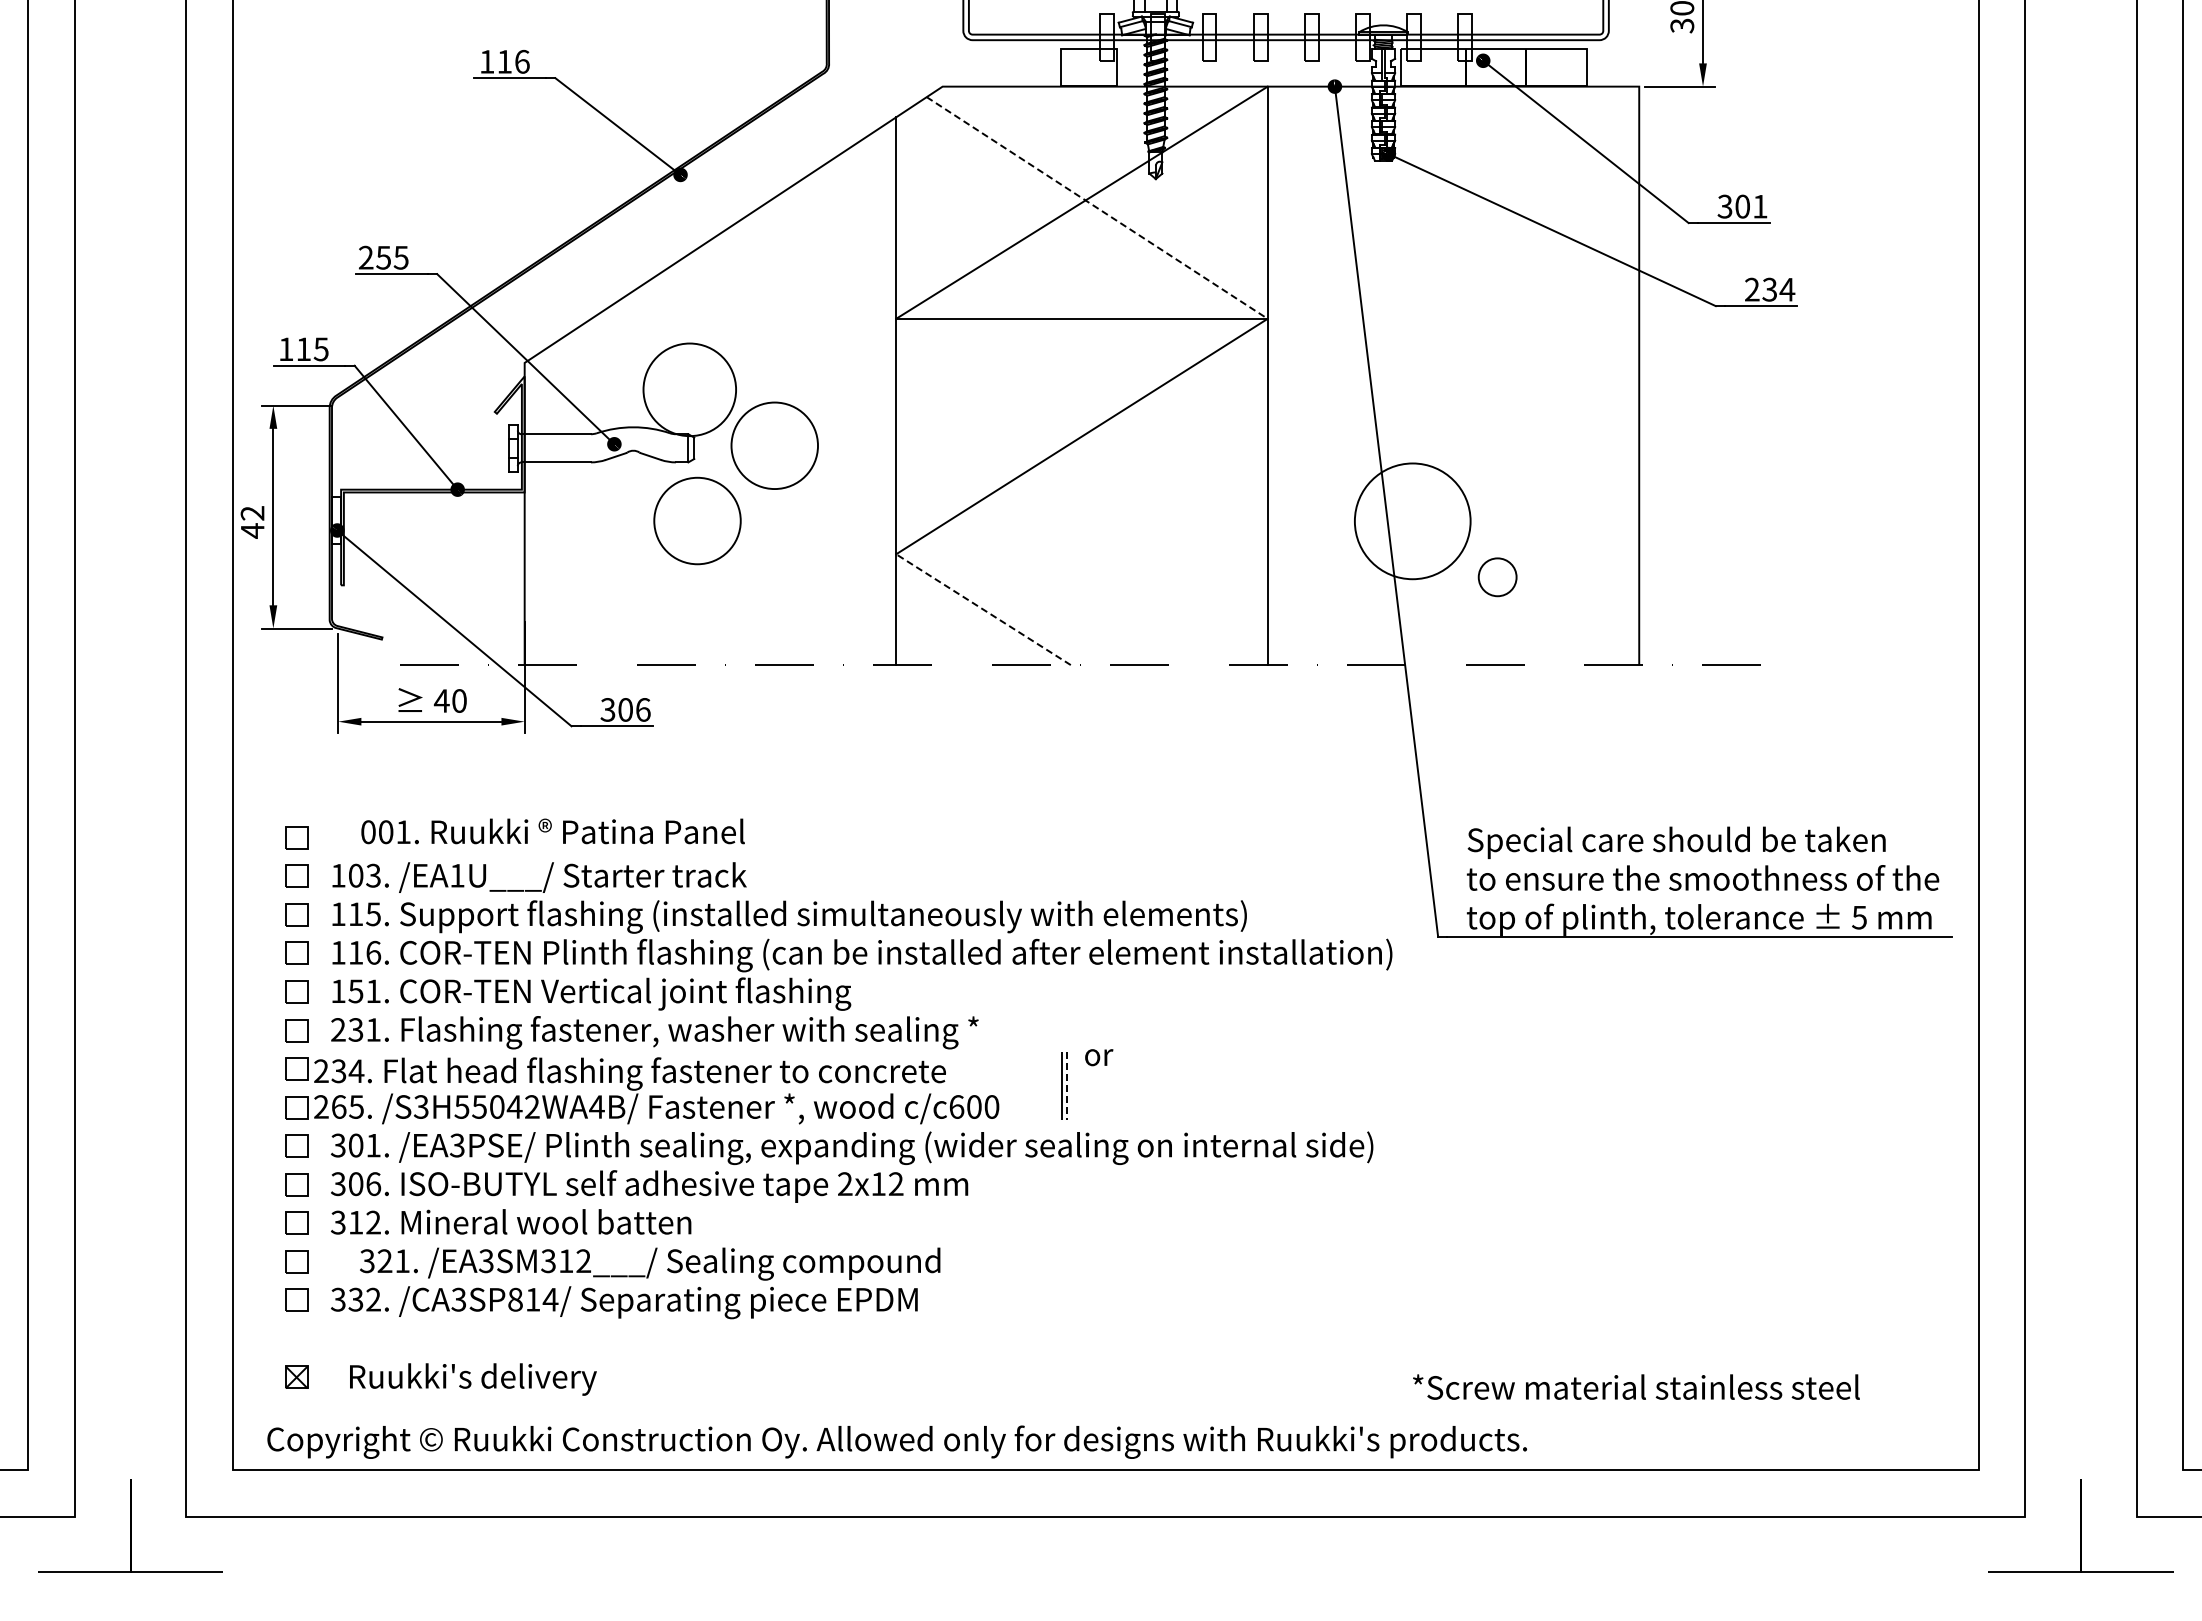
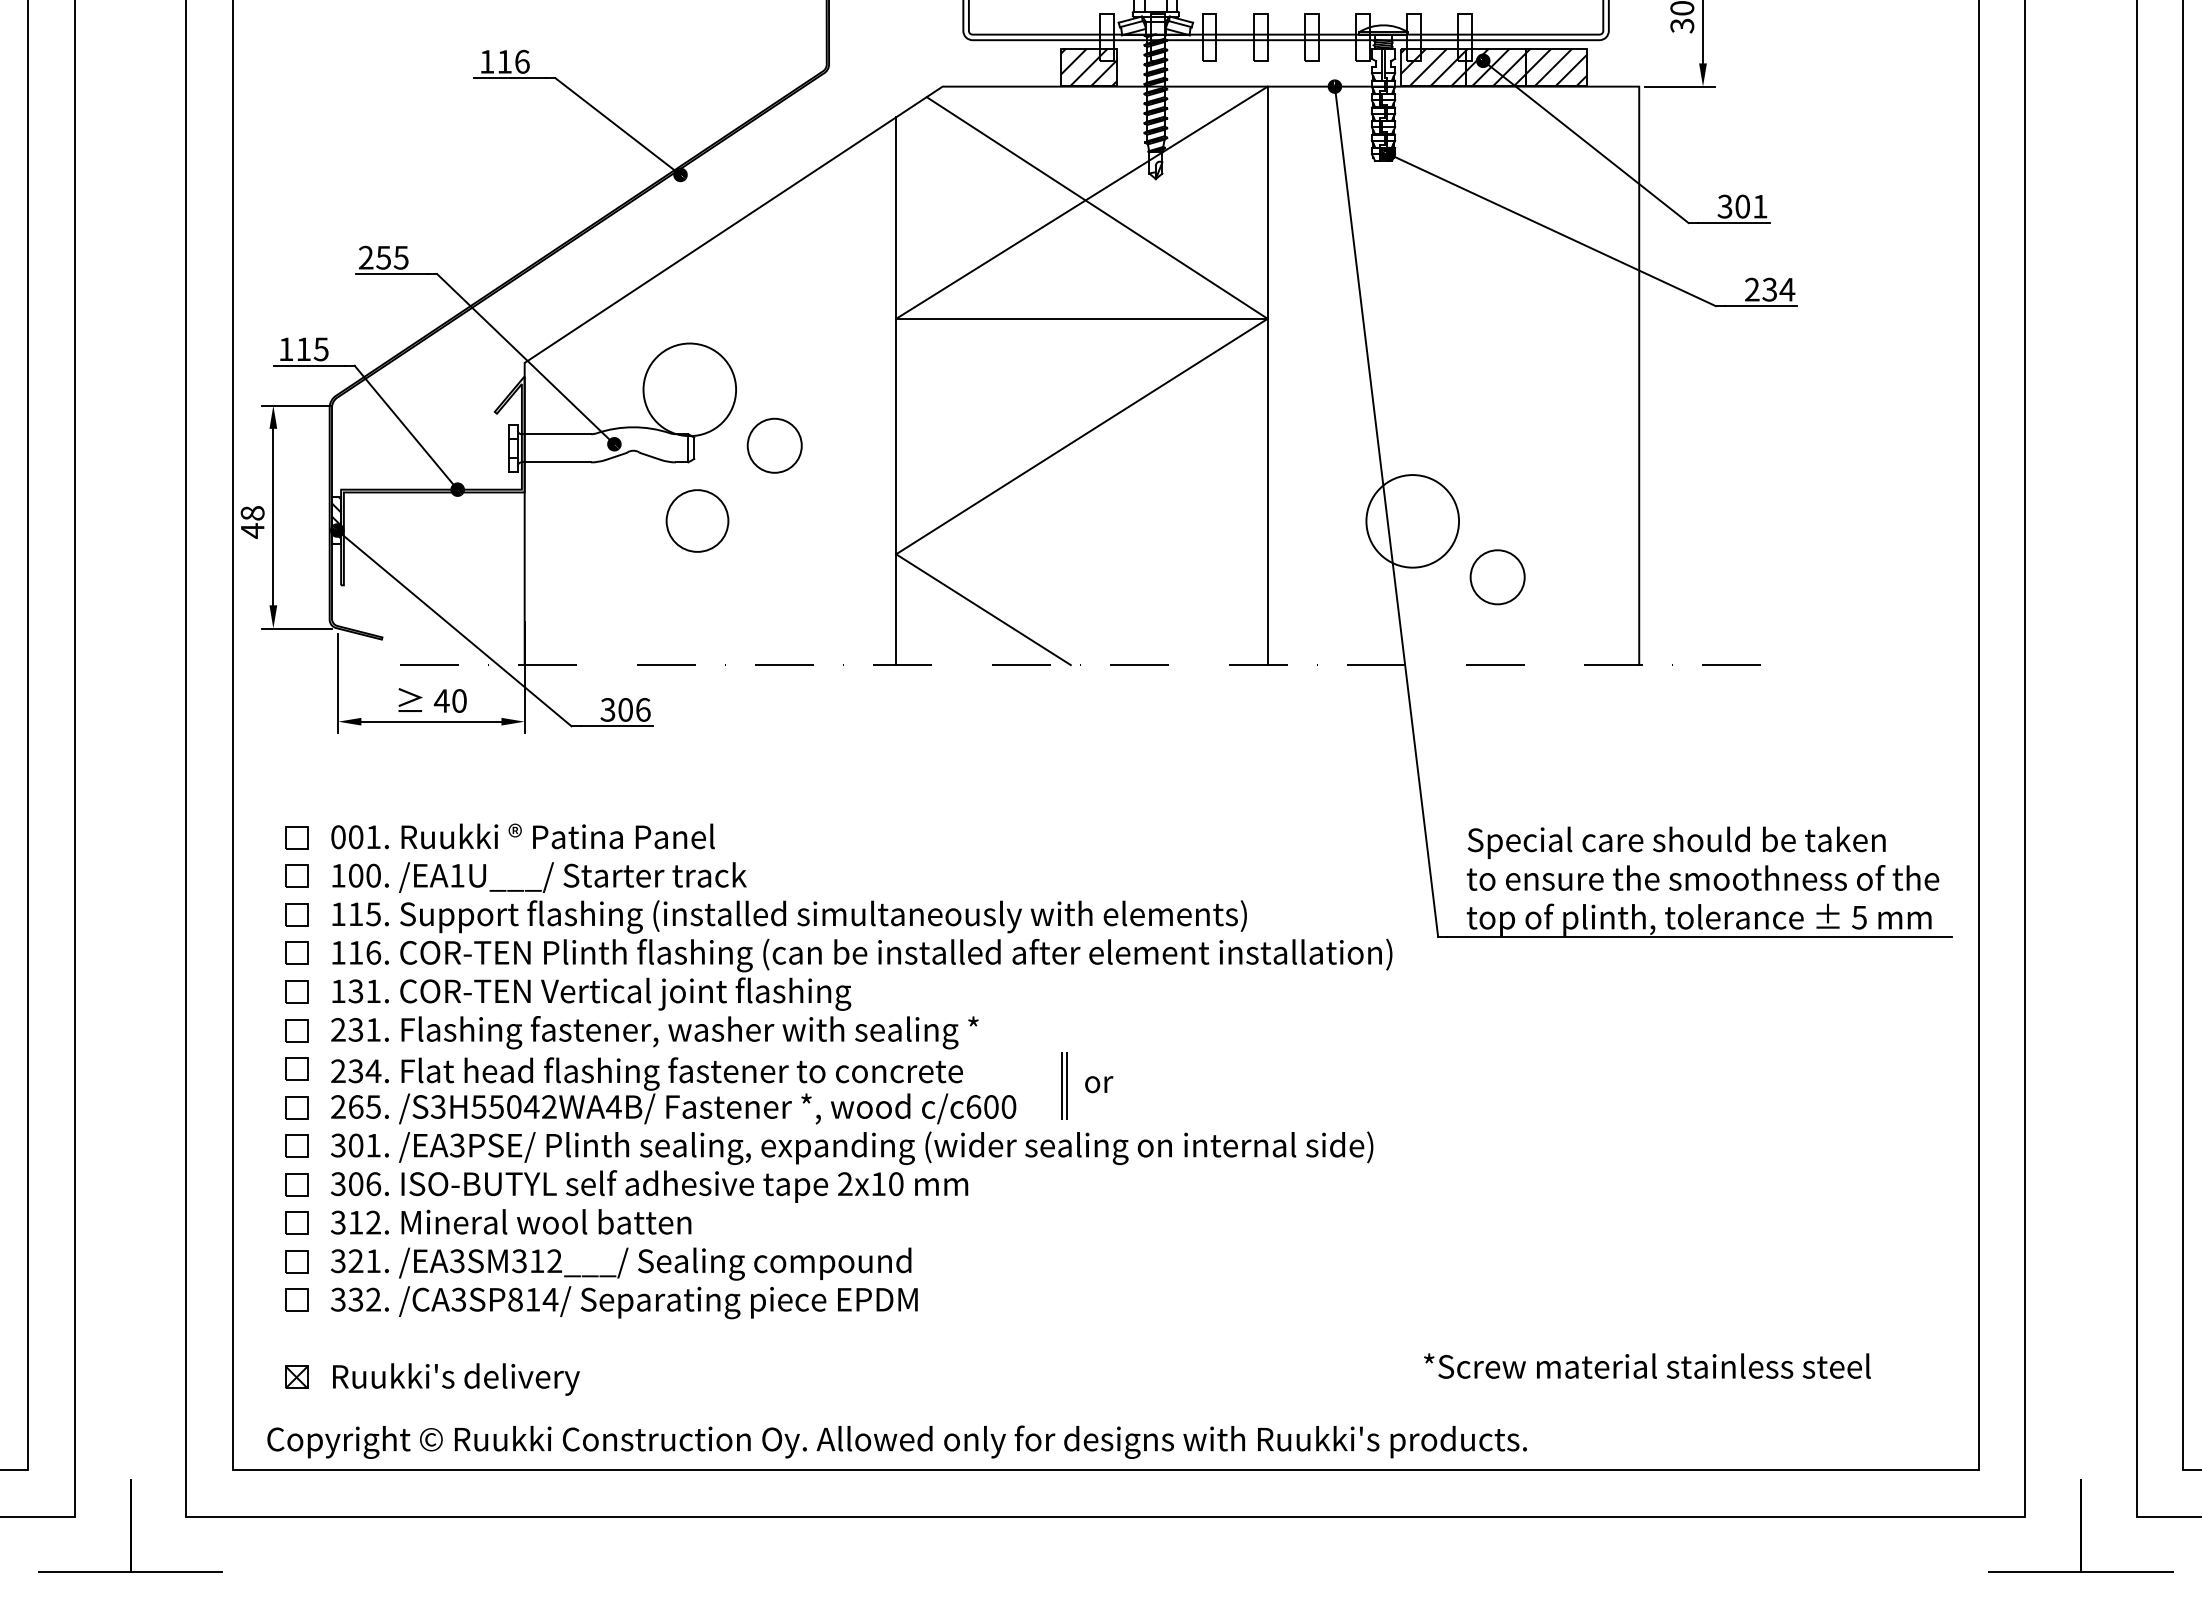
hatch: none -> present (1089, 66)
hatch: none -> present (1493, 66)
line: dashed -> solid (1097, 208)
circle diameter: 86 px -> 54 px (774, 445)
text: 42 -> 48 (252, 513)
hatch: none -> present (336, 520)
circle diameter: 86 px -> 62 px (697, 520)
circle diameter: 116 px -> 93 px (1412, 521)
circle diameter: 38 px -> 54 px (1497, 577)
line: dashed -> solid (983, 609)
text position: (552, 831) -> (522, 836) (522, 836)
text: 103. -> 100. (373, 875)
text: 151. -> 131. (355, 990)
text position: (1099, 1057) -> (1099, 1084) (1099, 1084)
line: dashed -> solid (1067, 1086)
text position: (656, 1090) -> (673, 1090) (673, 1090)
text: 2x12 -> 2x10 (896, 1184)
text position: (650, 1263) -> (621, 1263) (621, 1263)
text position: (473, 1379) -> (456, 1379) (456, 1379)
text position: (1636, 1386) -> (1647, 1365) (1647, 1365)
